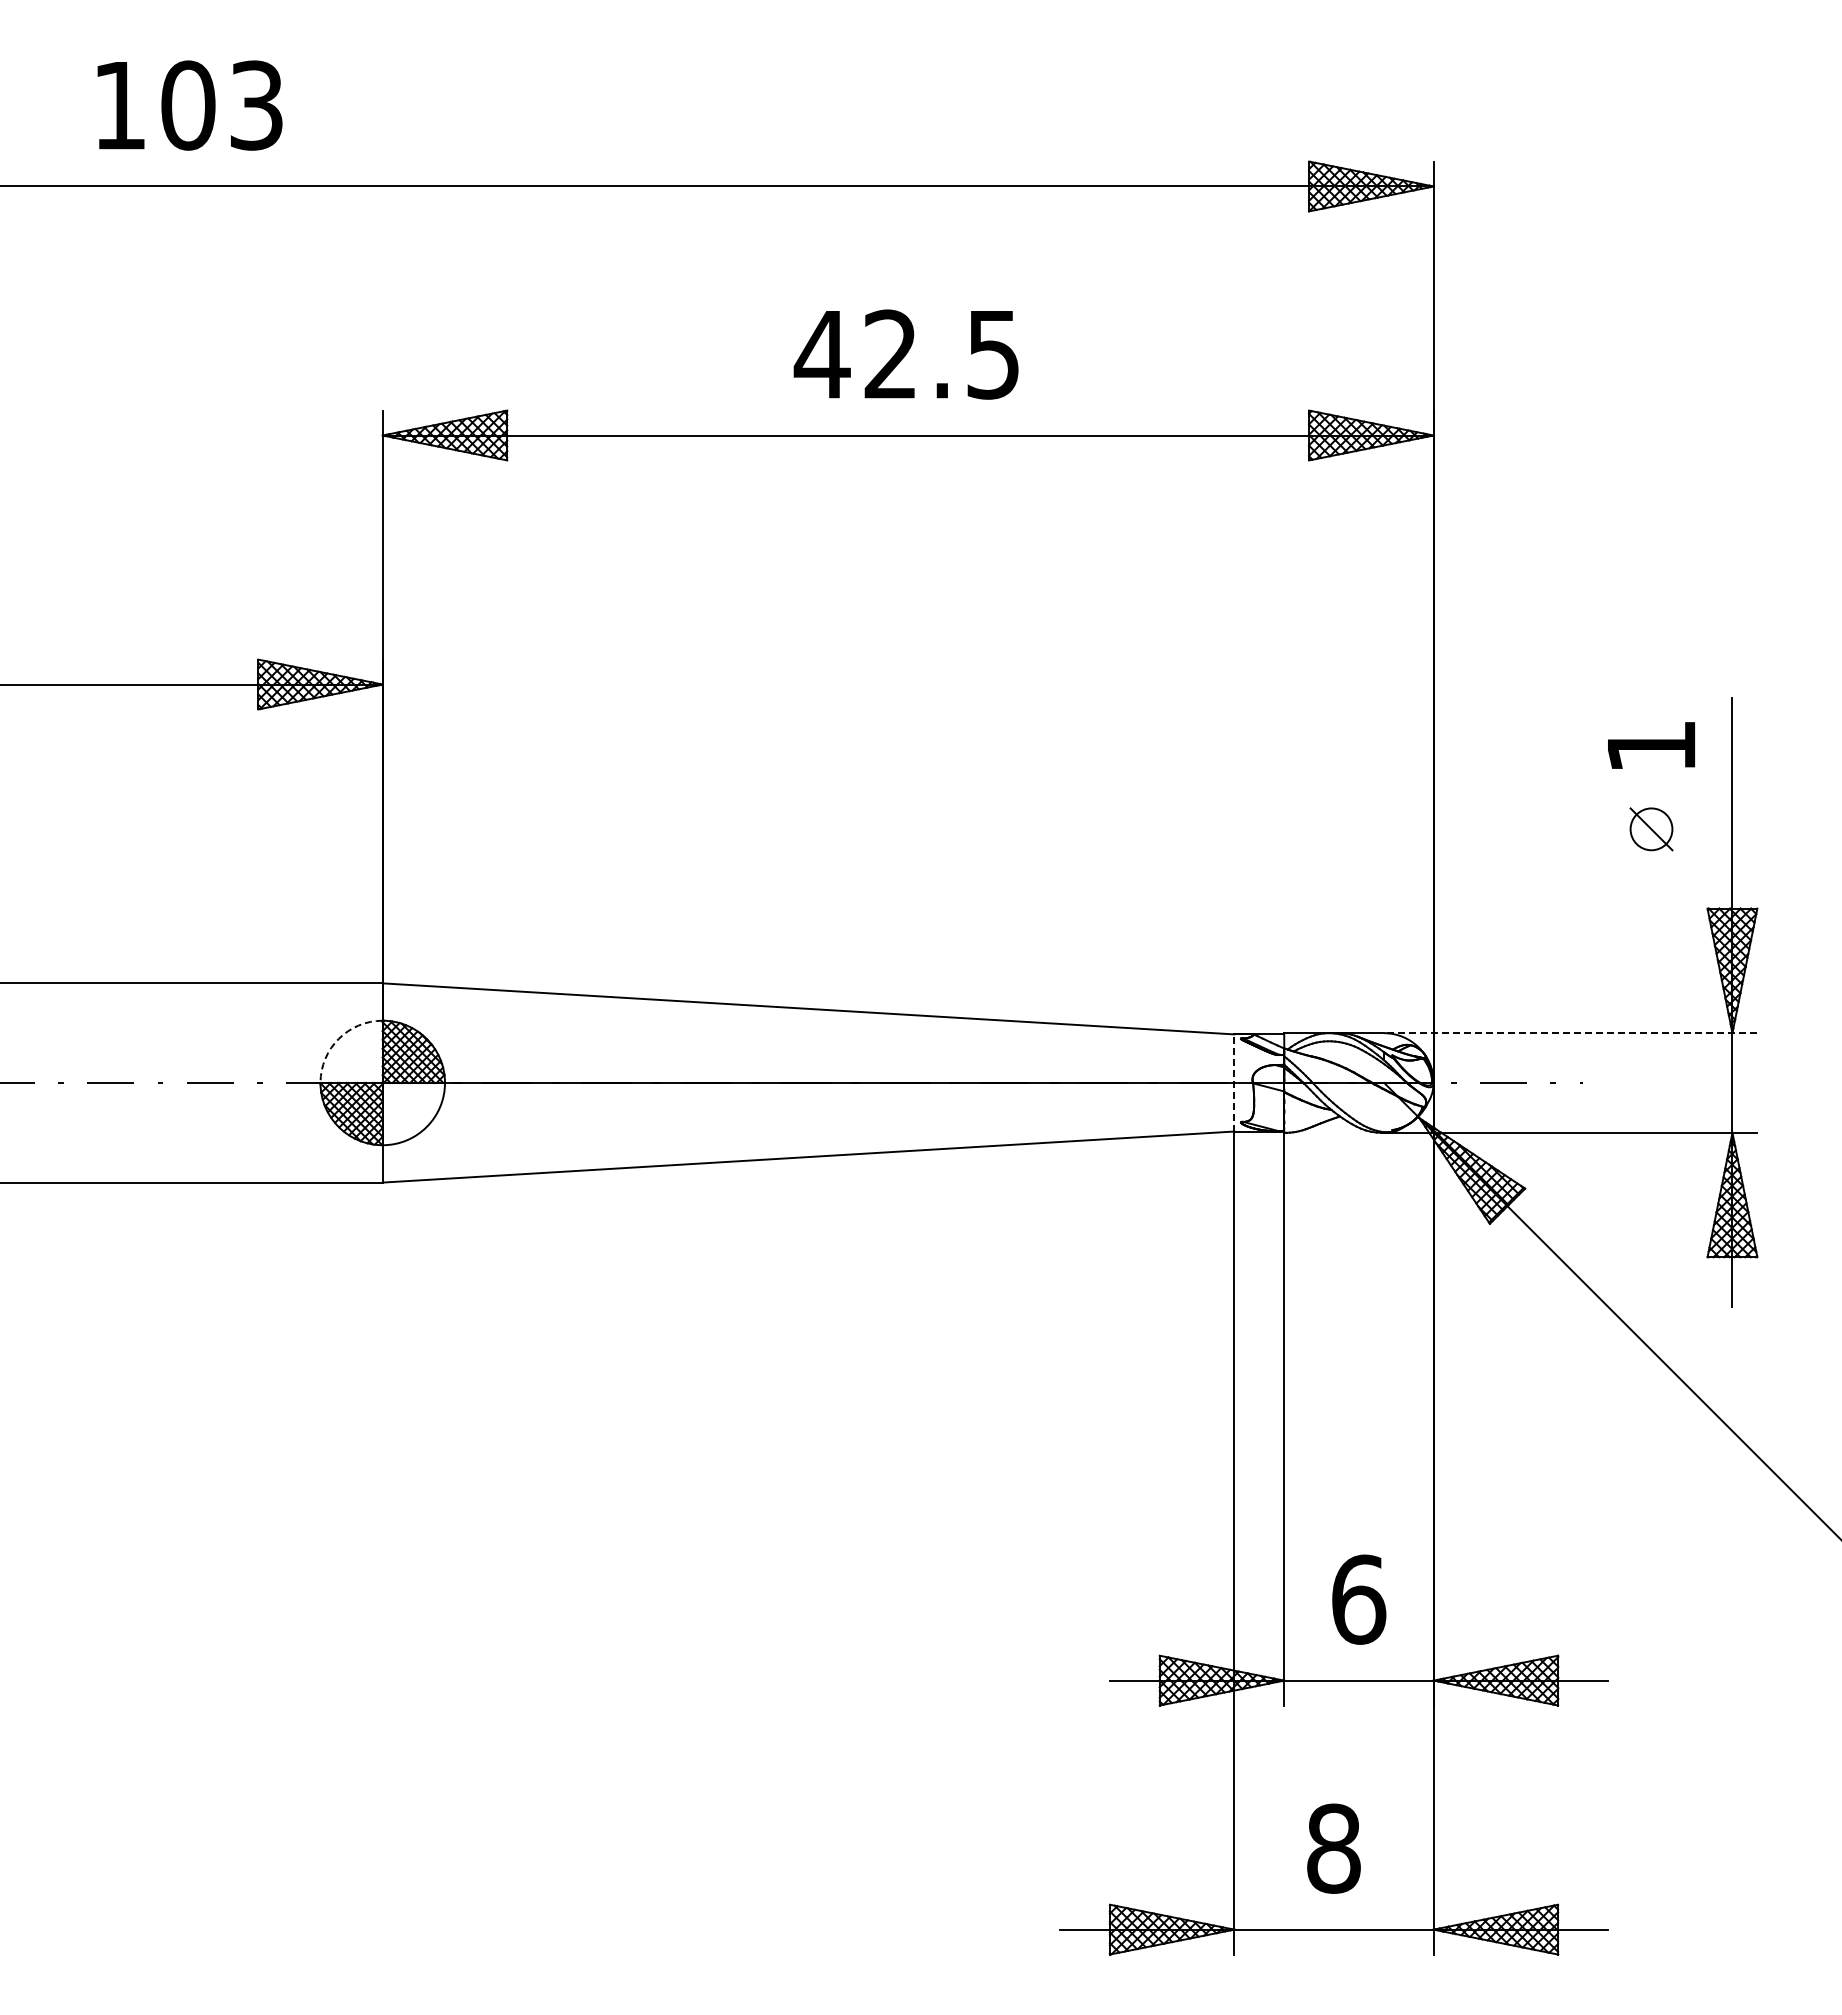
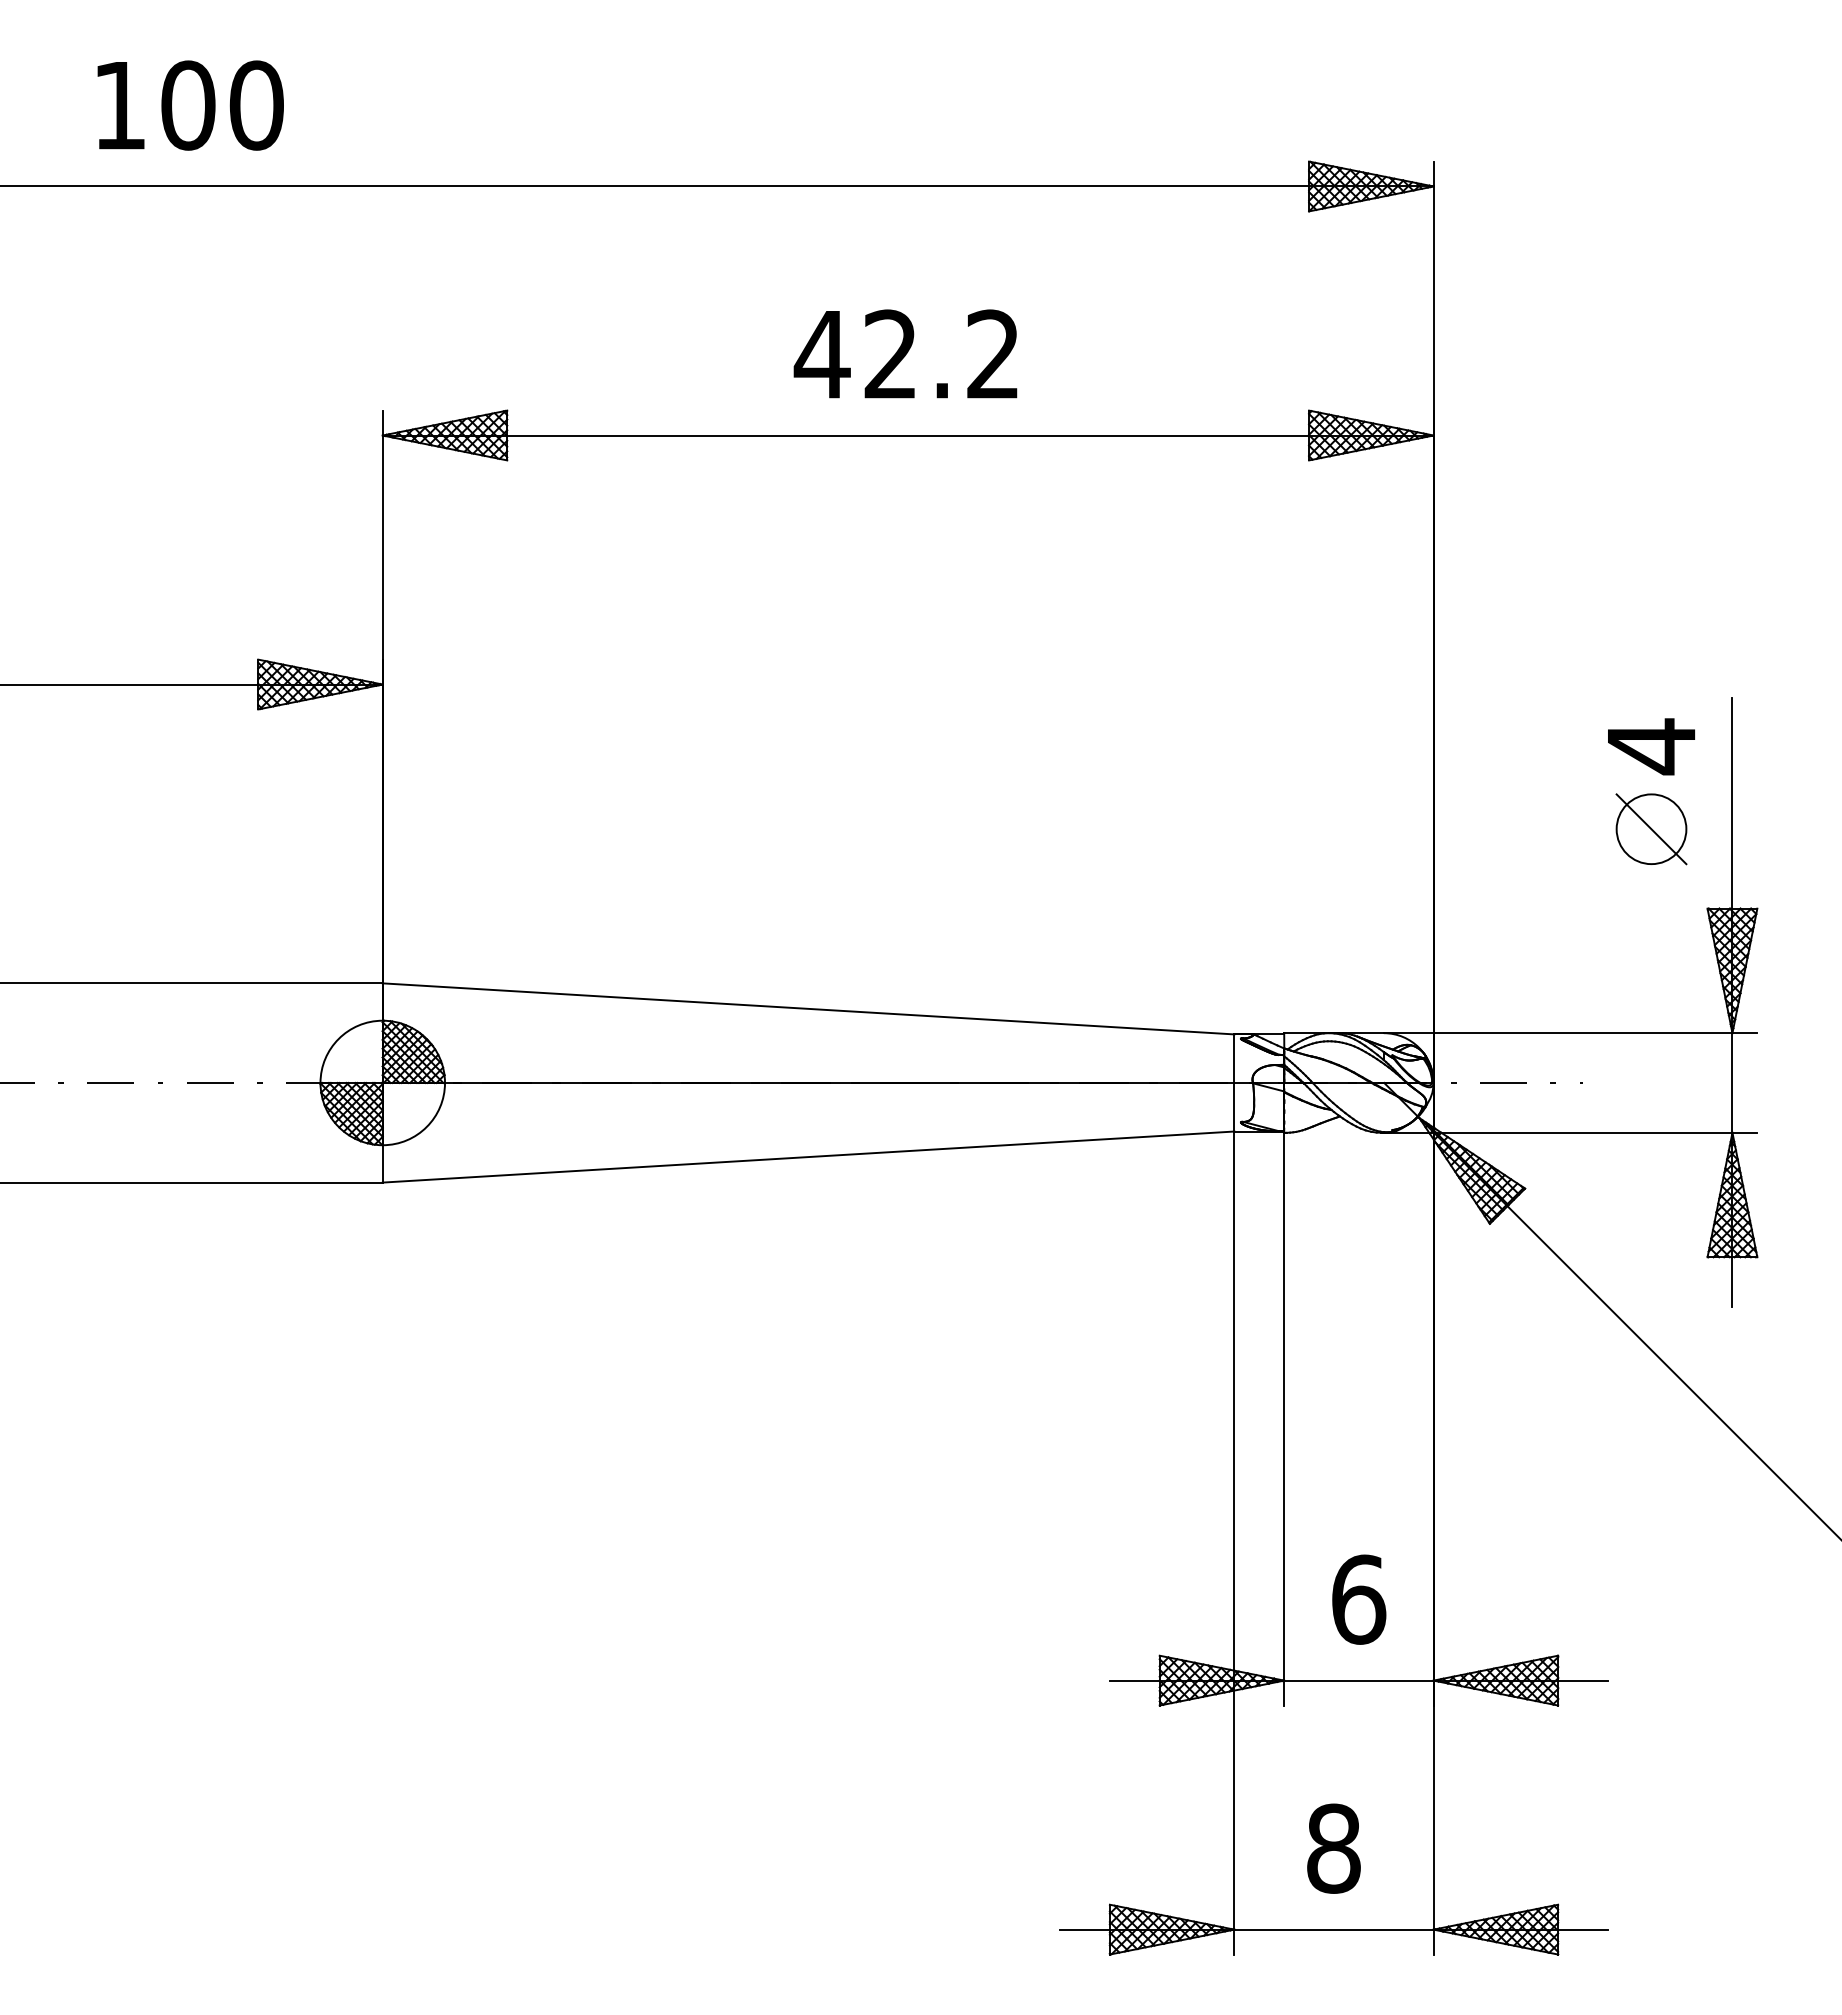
text: 103 -> 100 (256, 105)
text: 42.5 -> 42.2 (992, 354)
text: 1 -> 4 (1651, 746)
part size: 45x45 px -> 73x73 px (1651, 829)
line: dashed -> solid (1570, 1033)
arc: dashed -> solid (338, 1038)
line: dashed -> solid (1234, 1082)
